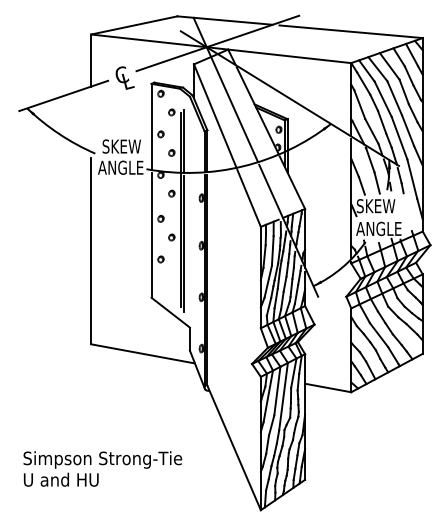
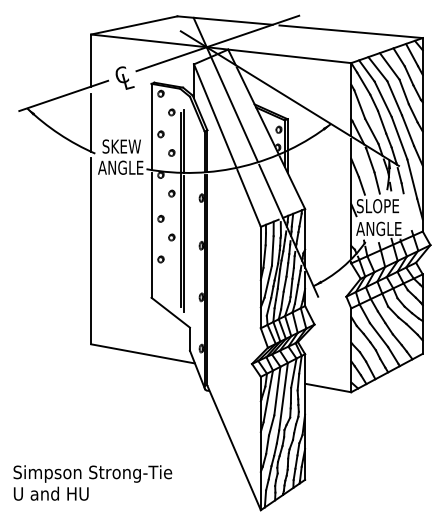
line: none -> present (91, 122)
text: SKEW -> SLOPE (383, 206)
text position: (102, 468) -> (92, 482) (92, 482)
